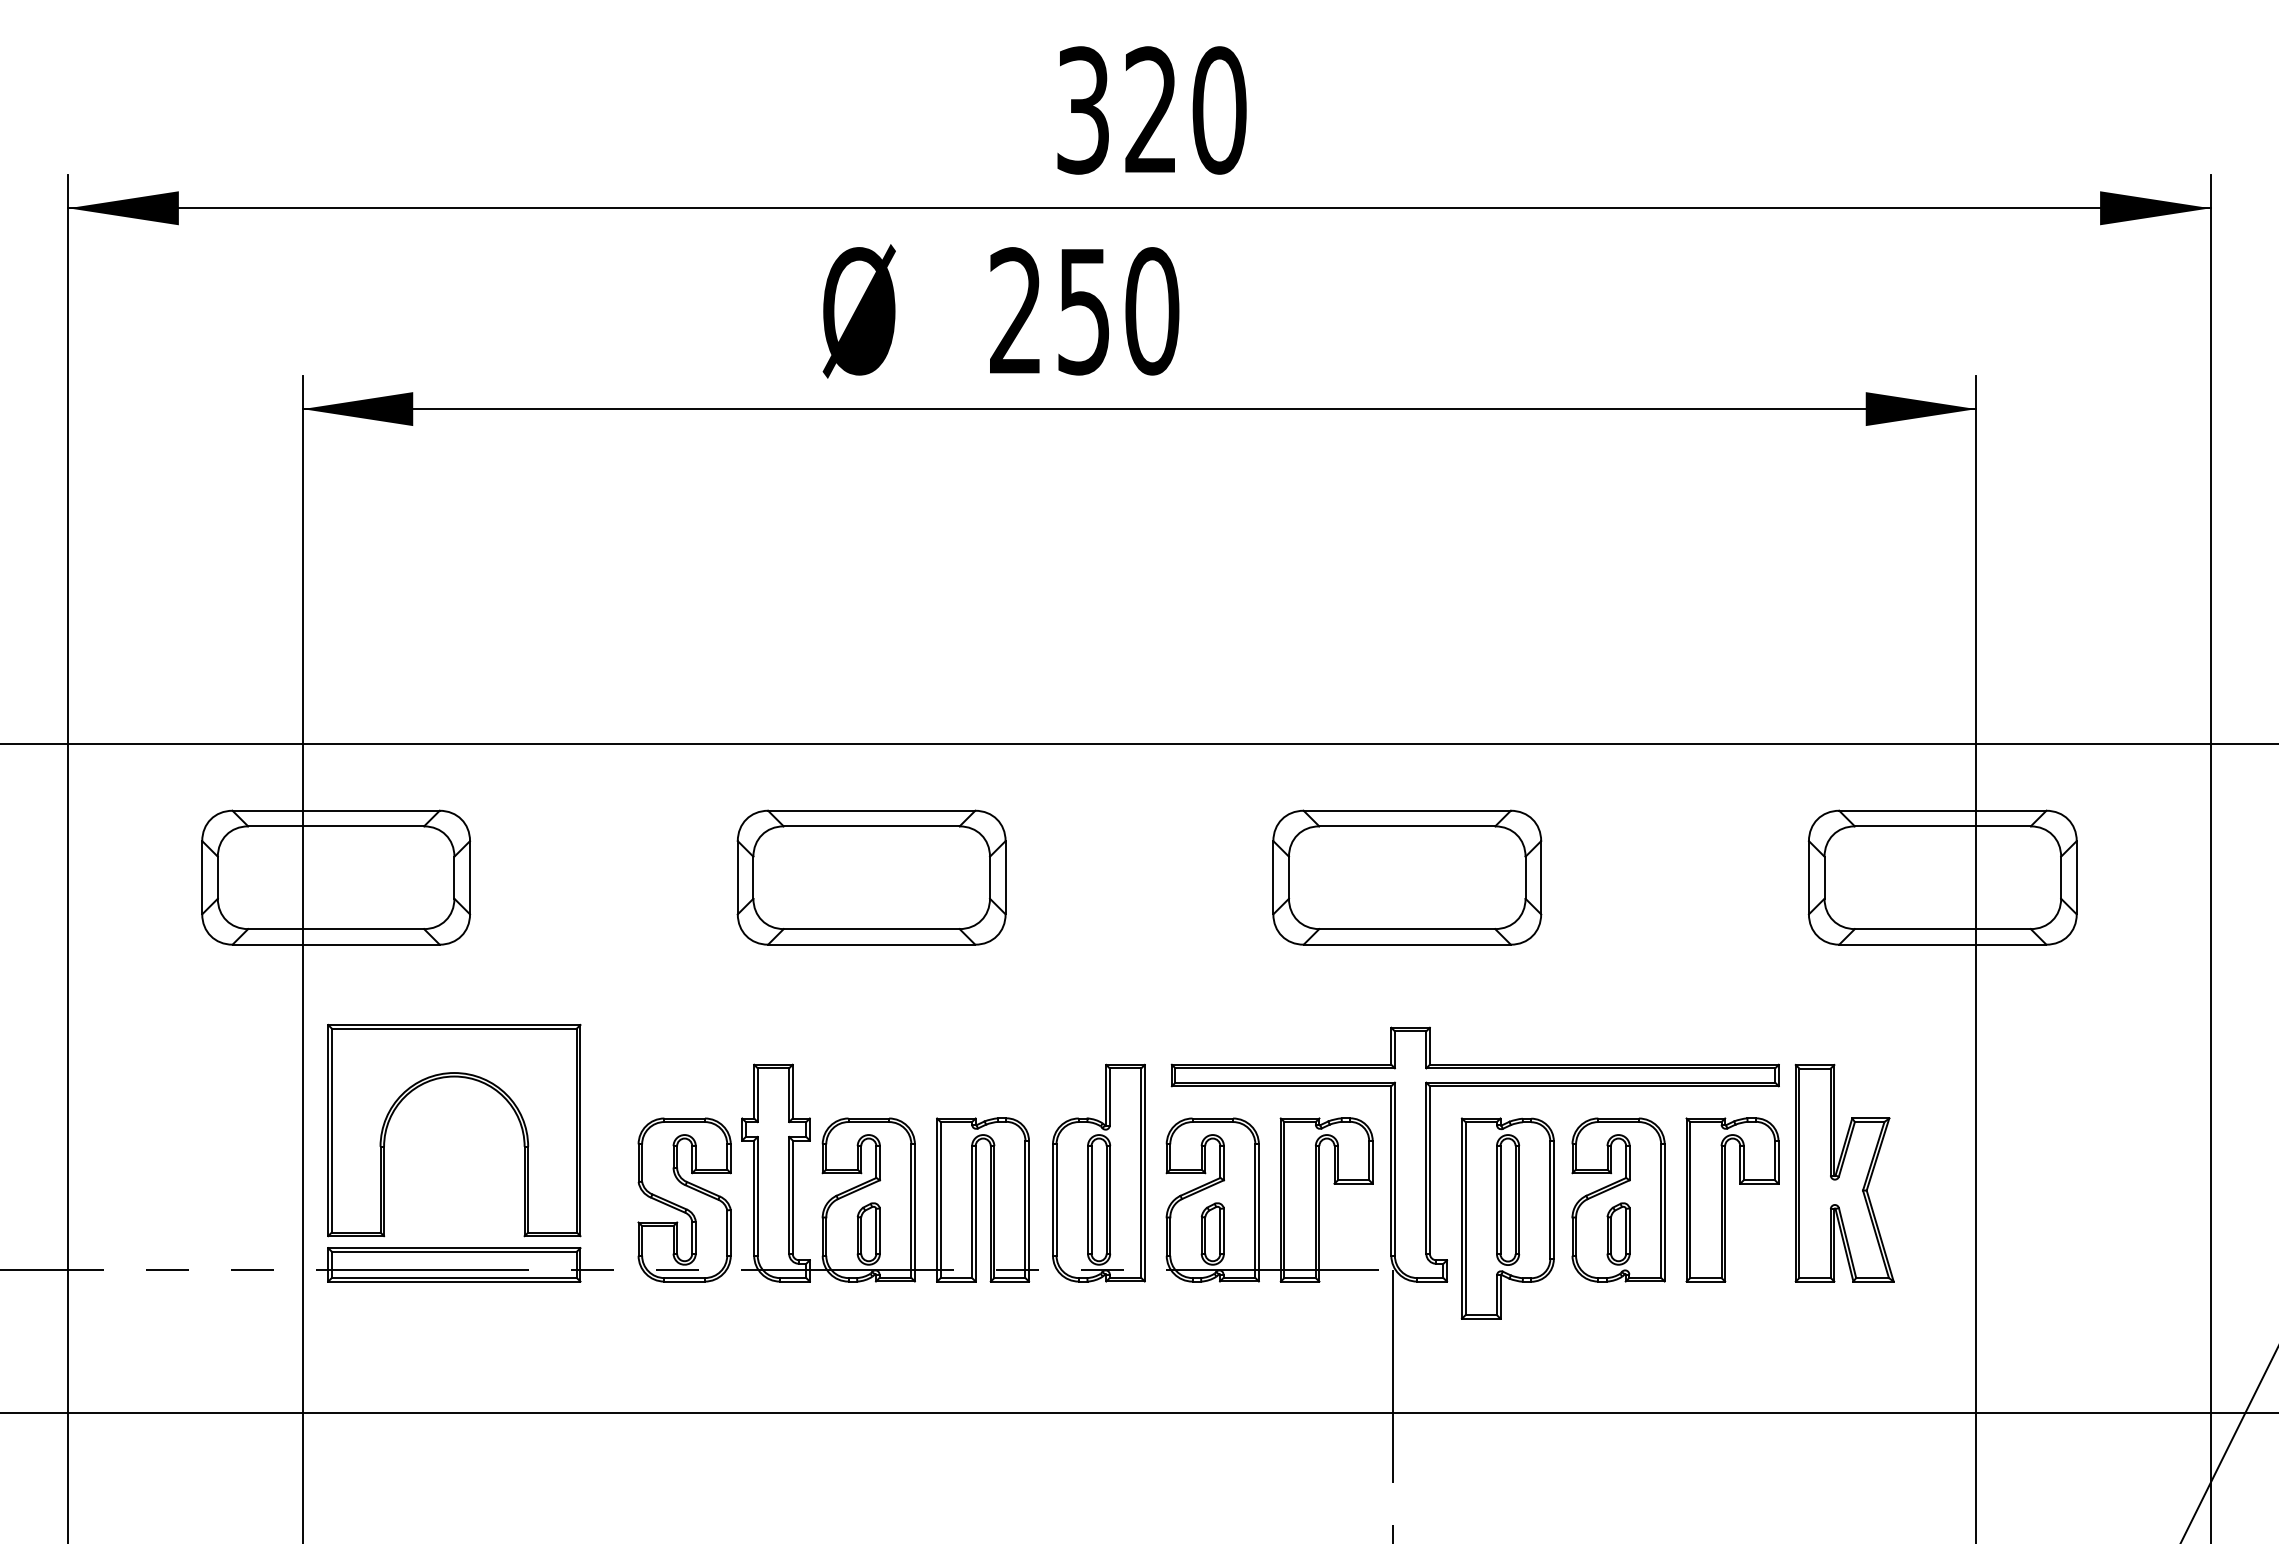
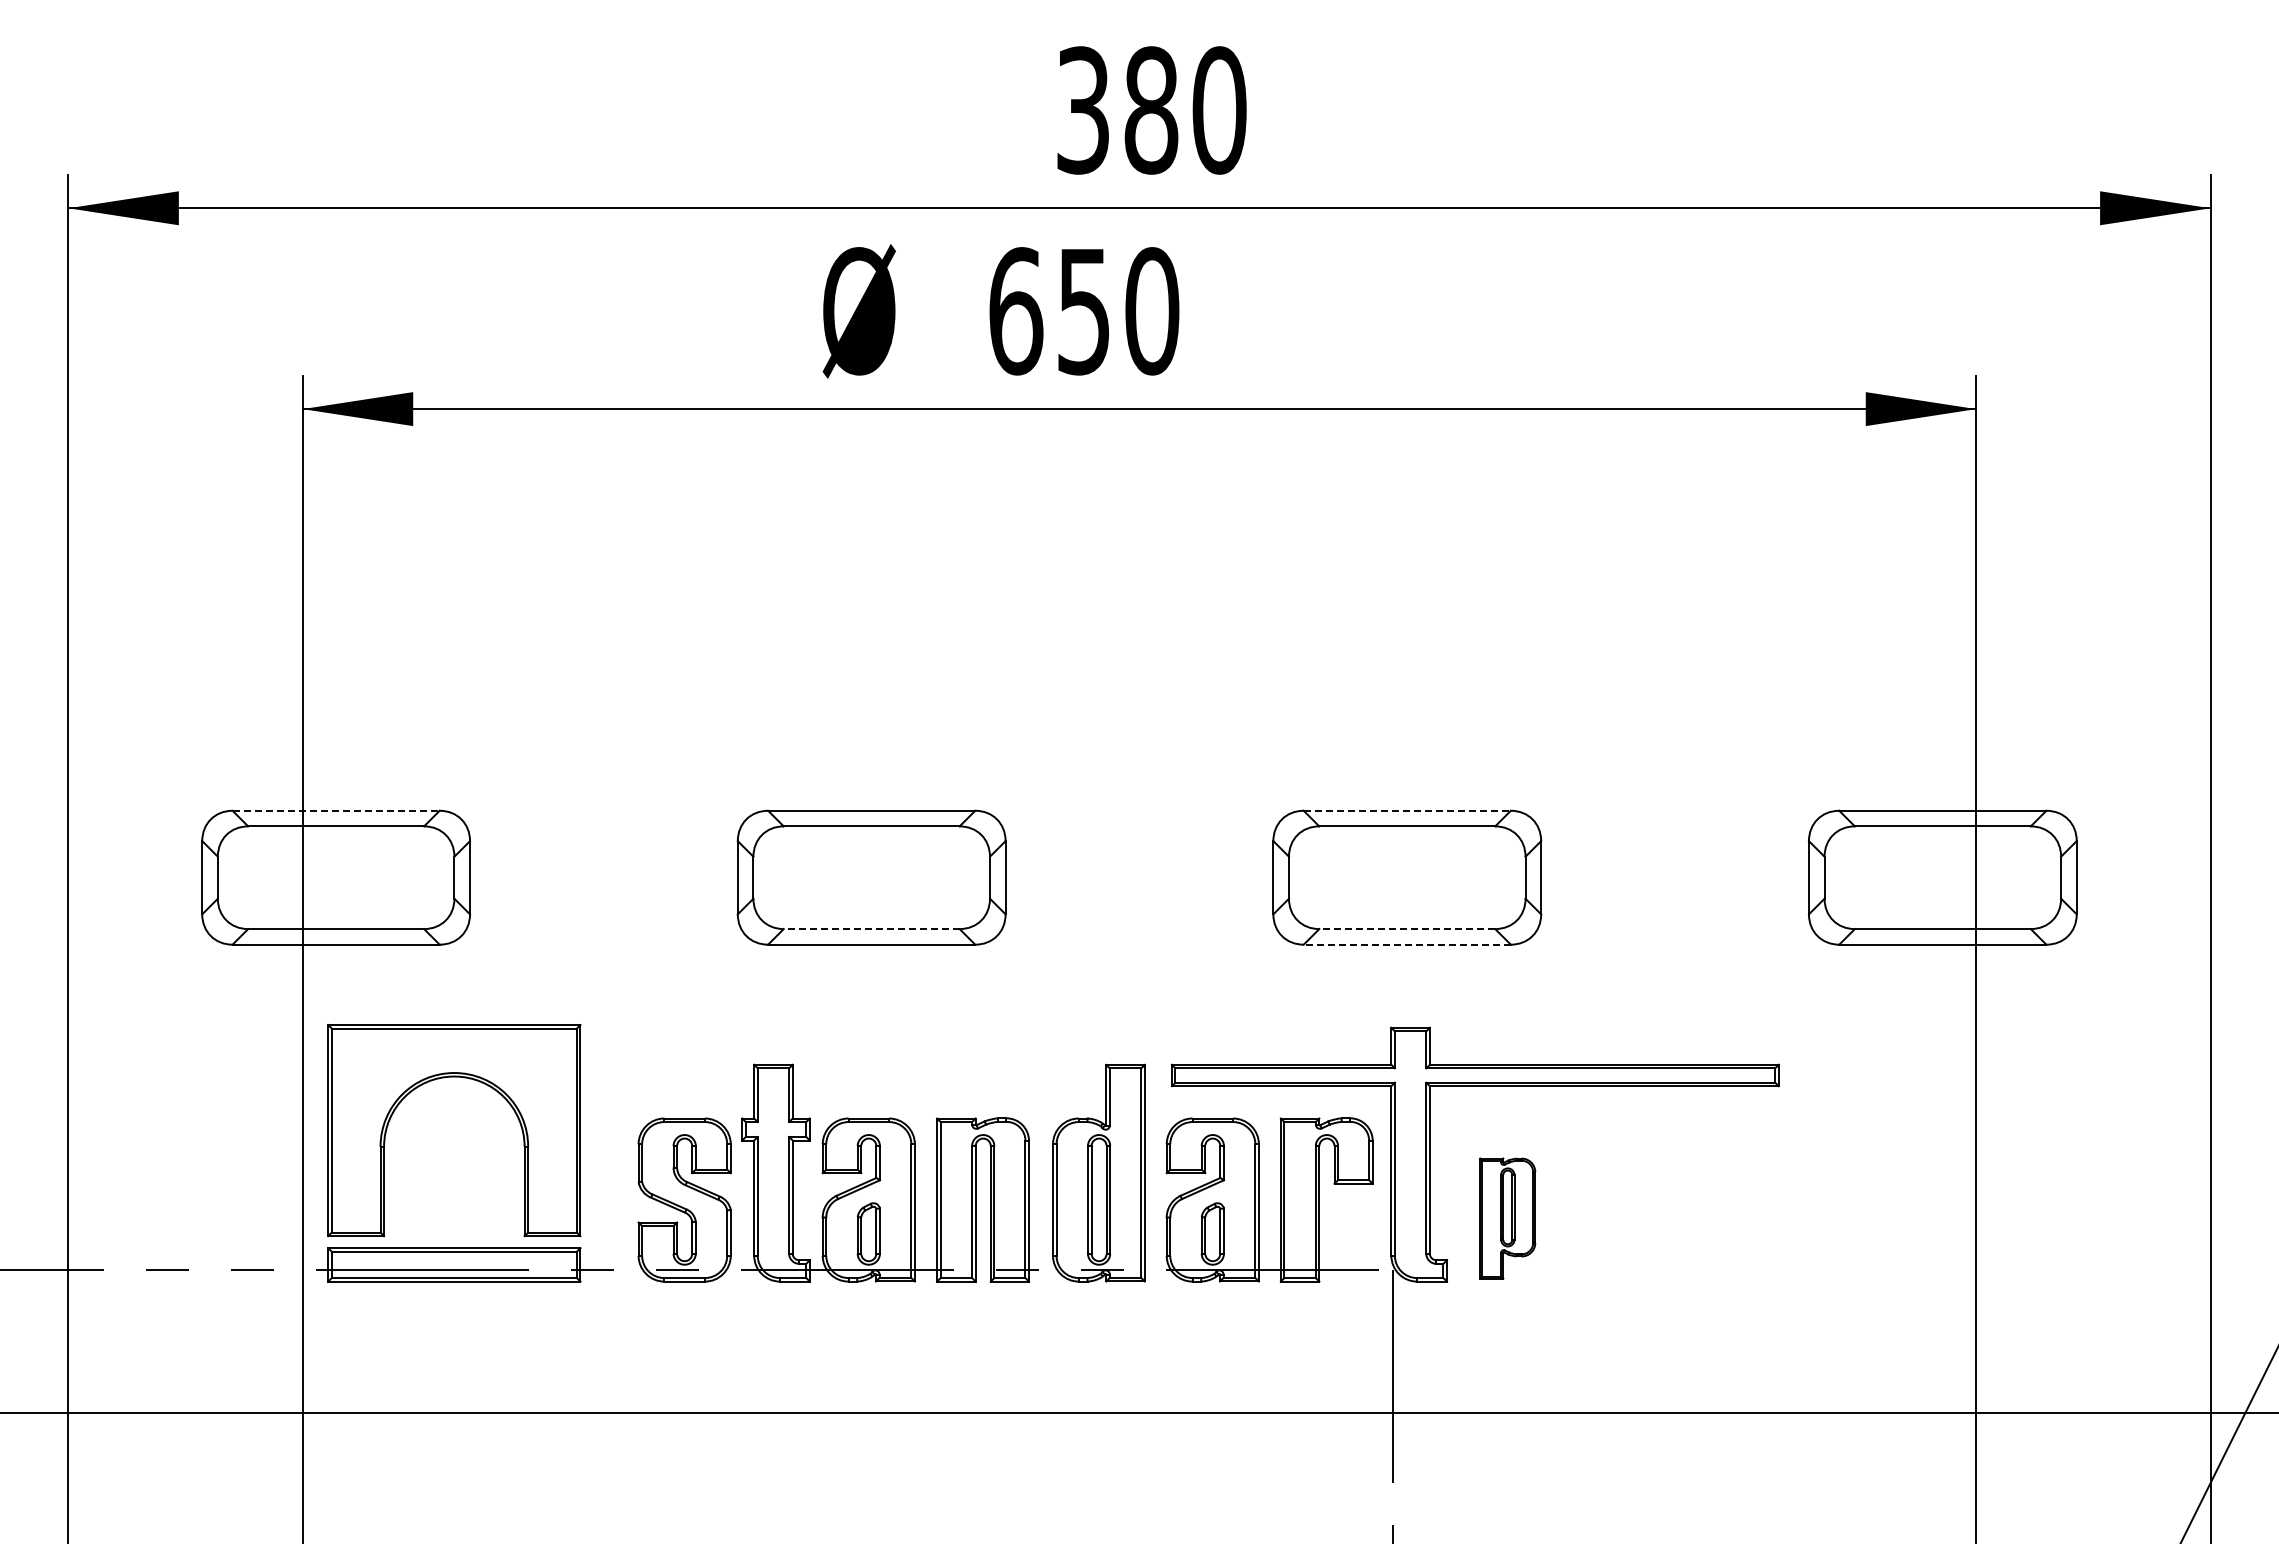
text: 320 -> 380 (1151, 110)
text: 250 -> 650 (1016, 311)
line: present -> none (1138, 743)
line: solid -> dashed (336, 810)
line: solid -> dashed (1407, 810)
line: solid -> dashed (871, 929)
line: solid -> dashed (1407, 929)
line: solid -> dashed (1407, 944)
part: present -> none (1844, 1172)
part: present -> none (1618, 1199)
part: present -> none (1725, 1199)
part size: 95x203 px -> 58x123 px (1507, 1218)
